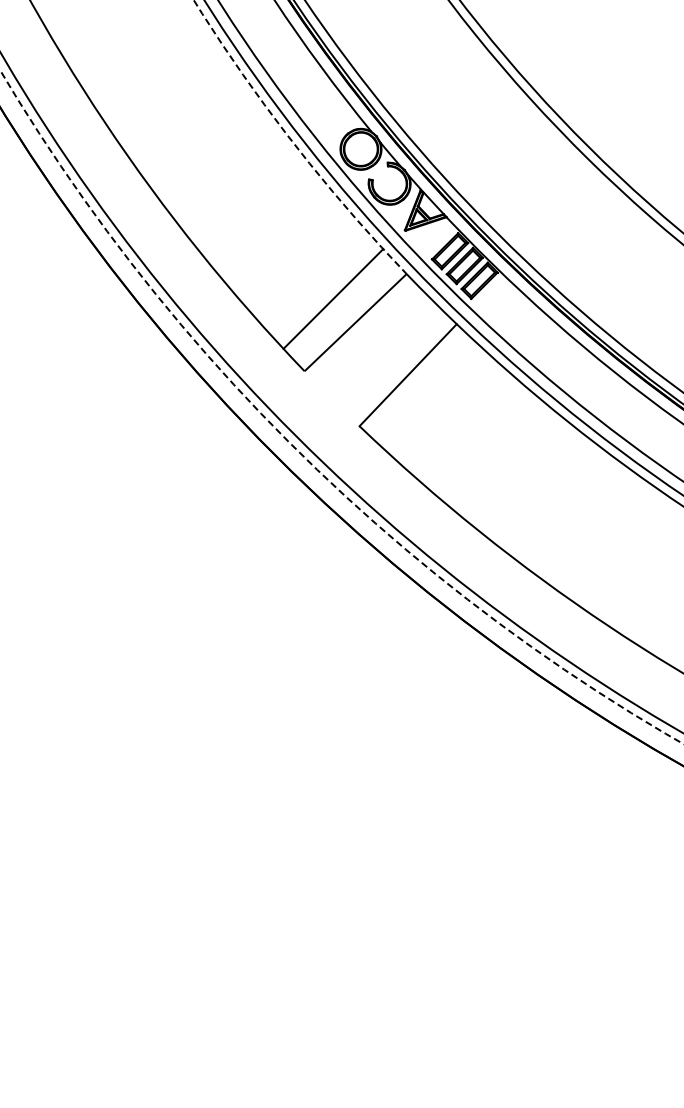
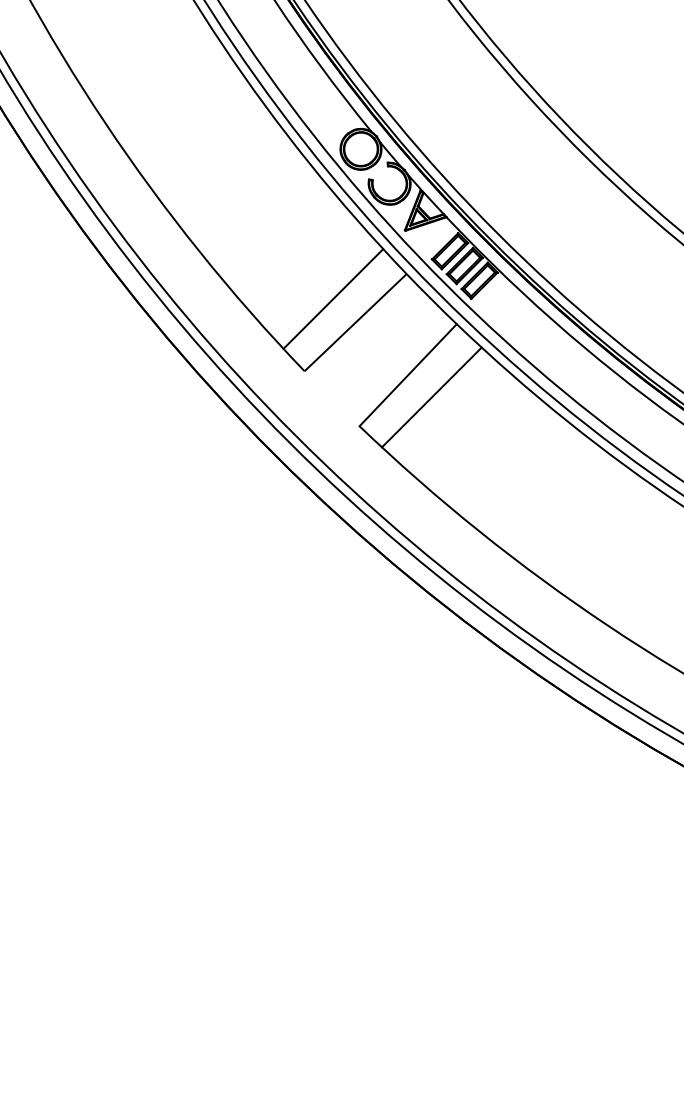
arc: dashed -> solid (292, 142)
line: none -> present (431, 397)
arc: dashed -> solid (298, 451)
